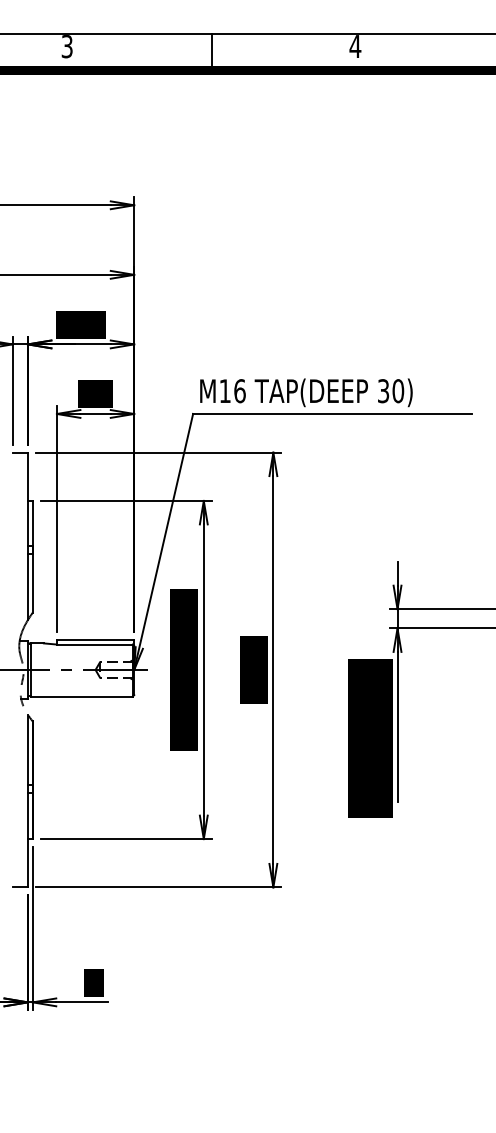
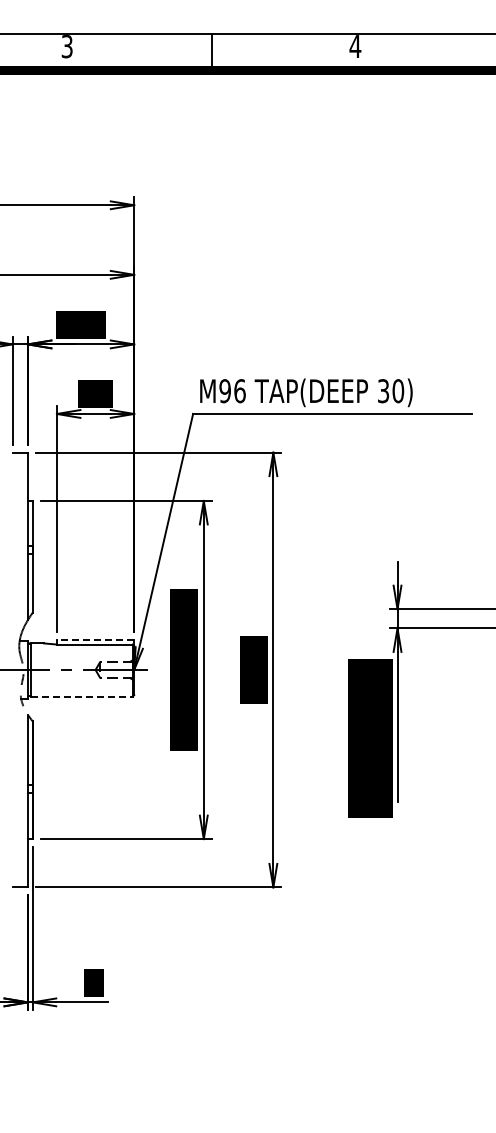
text: M16 -> M96 (224, 391)
line: solid -> dashed (95, 639)
line: solid -> dashed (81, 696)
